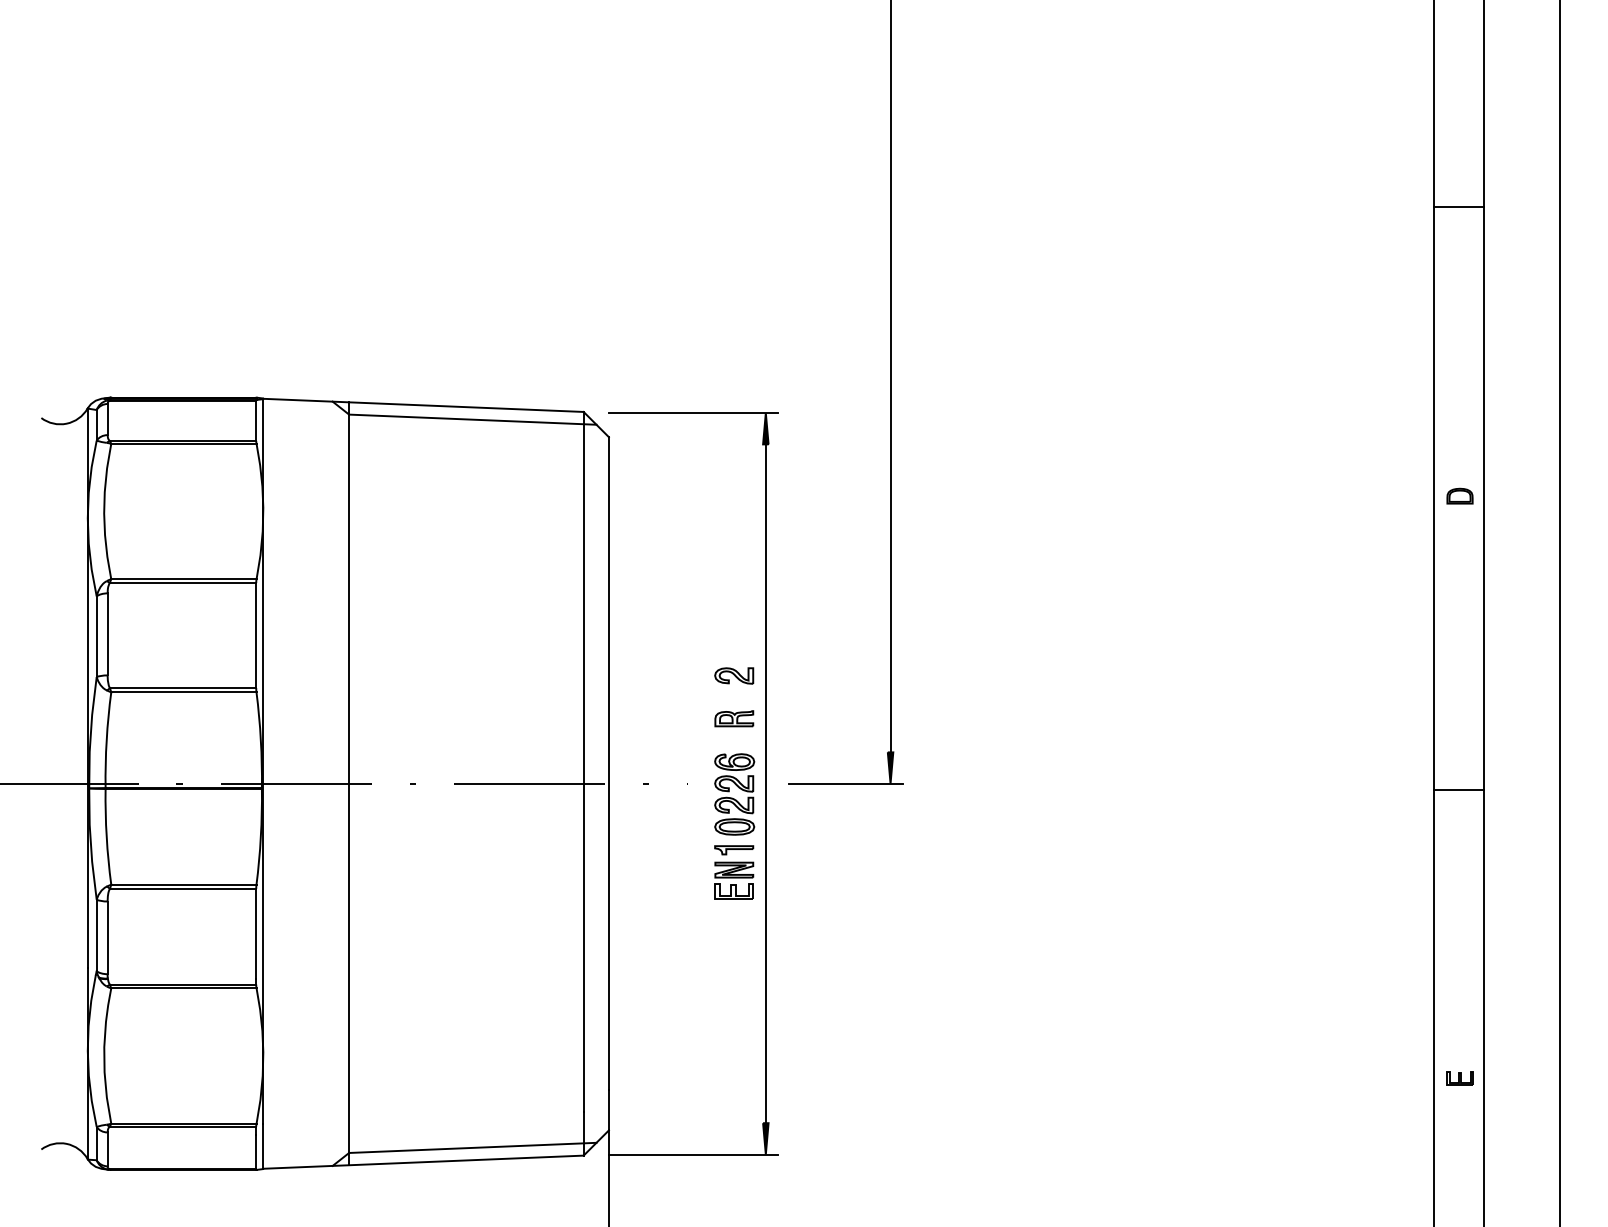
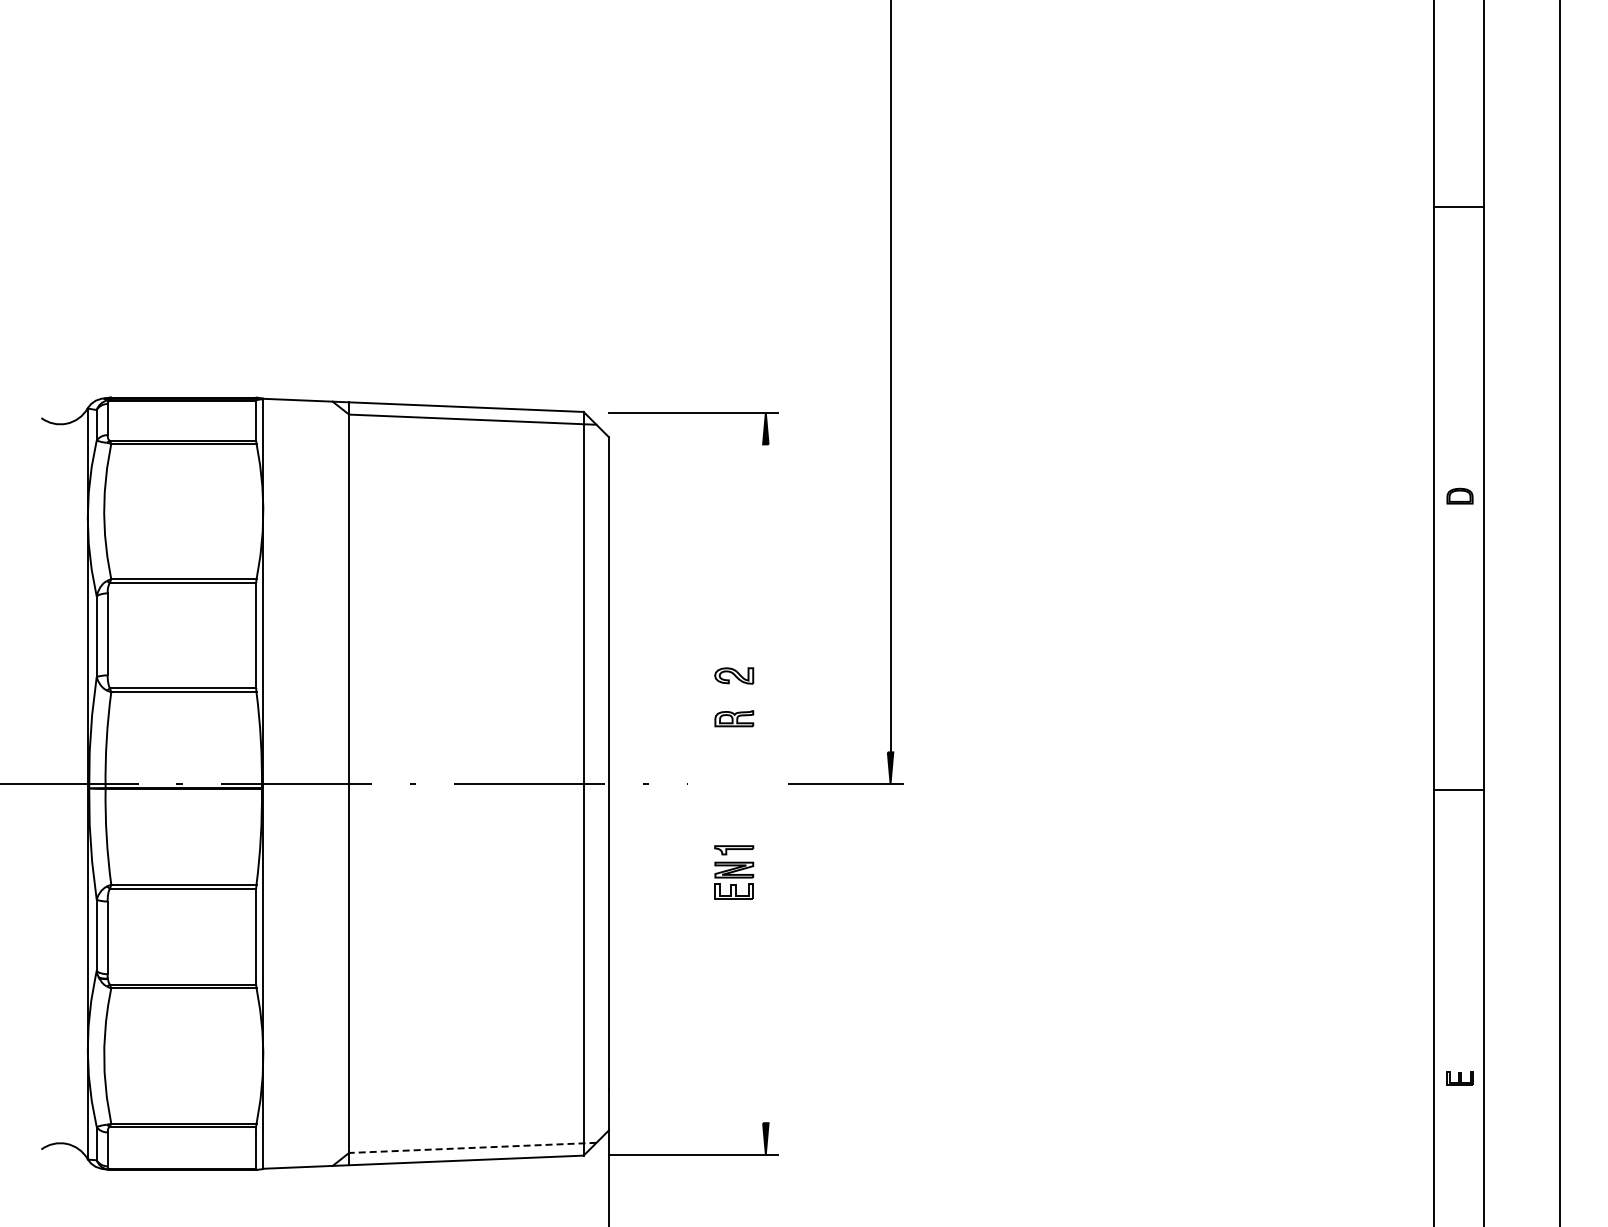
line: present -> none (765, 783)
part: present -> none (734, 794)
line: solid -> dashed (472, 1147)
